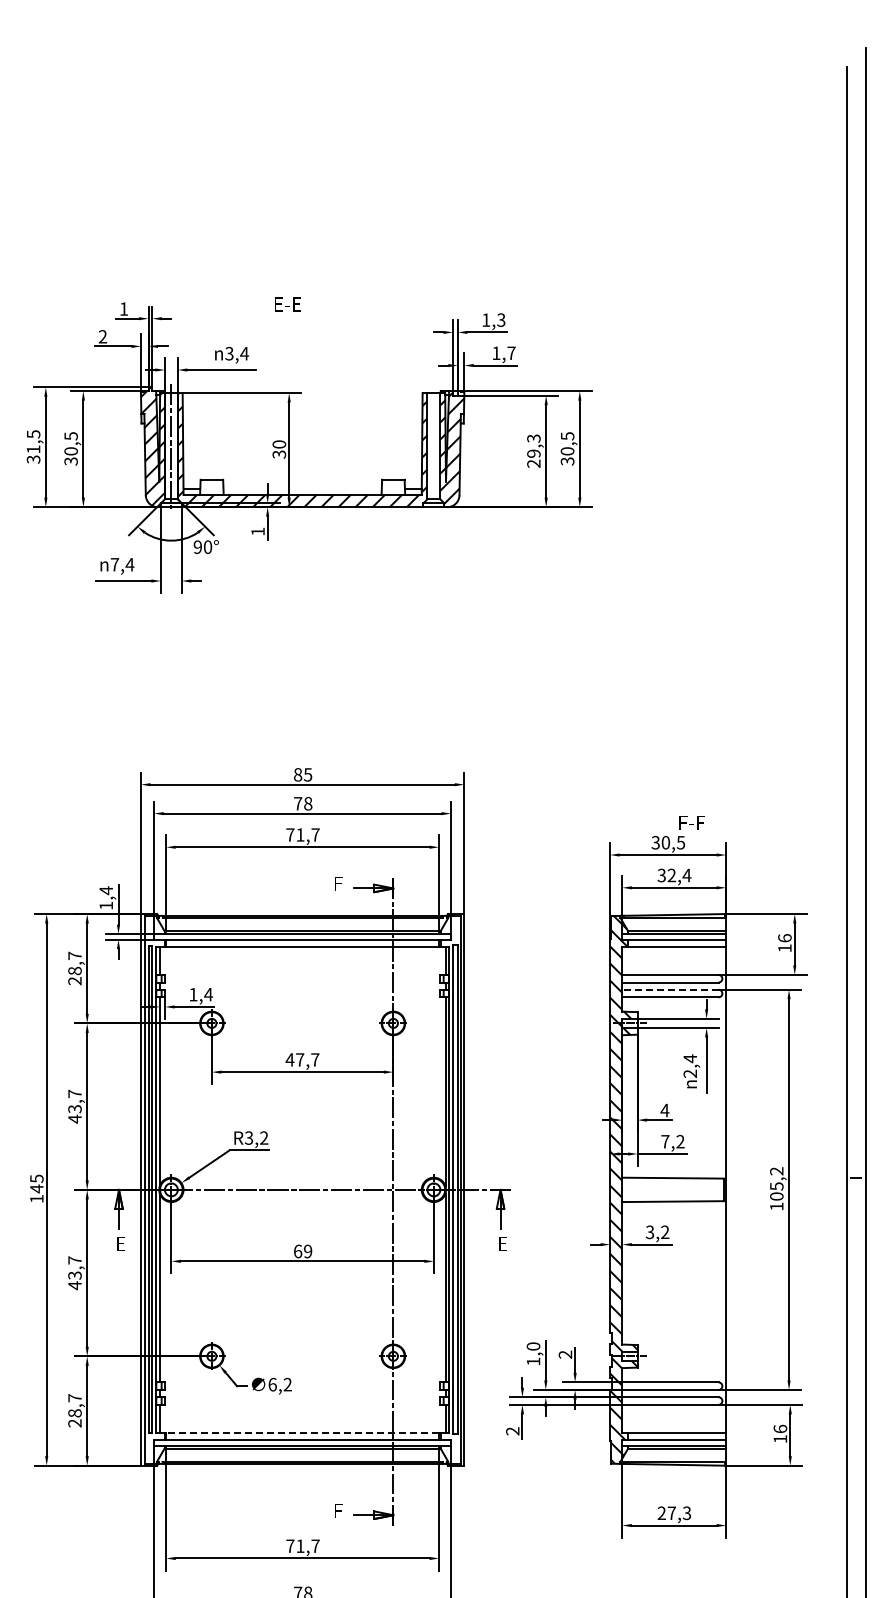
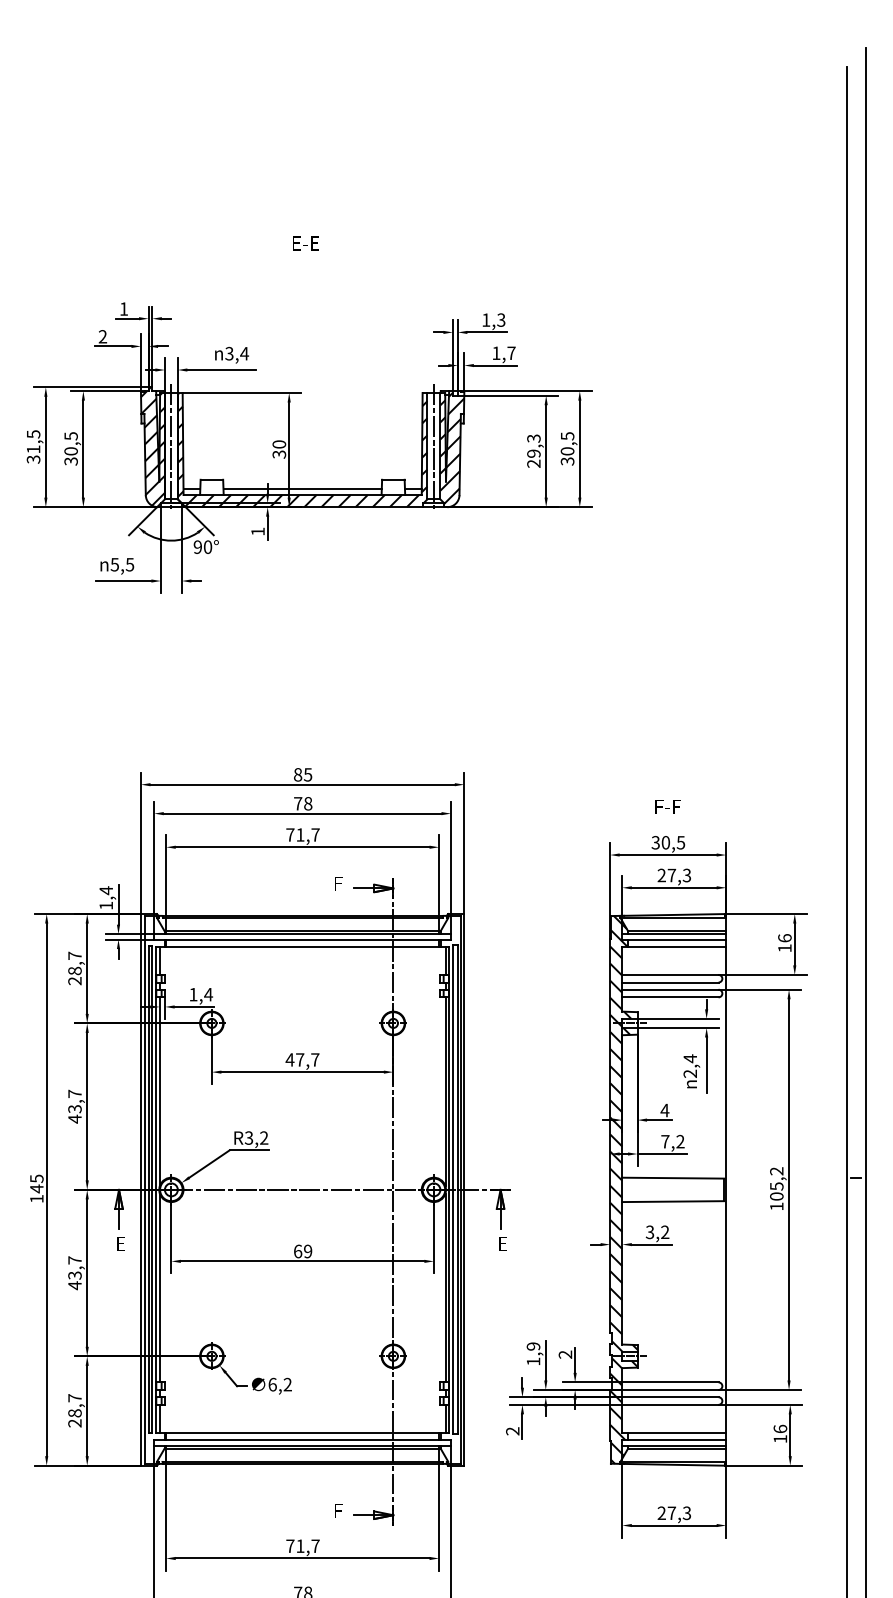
text position: (287, 304) -> (305, 243) (305, 243)
line: none -> present (433, 445)
line: none -> present (302, 489)
text: 7,4 -> 5,5 (122, 564)
text position: (691, 822) -> (667, 806) (667, 806)
text: 32,4 -> 27,3 (674, 875)
line: dashed -> solid (669, 989)
text: 1,0 -> 1,9 (533, 1346)
line: dashed -> solid (302, 1432)
